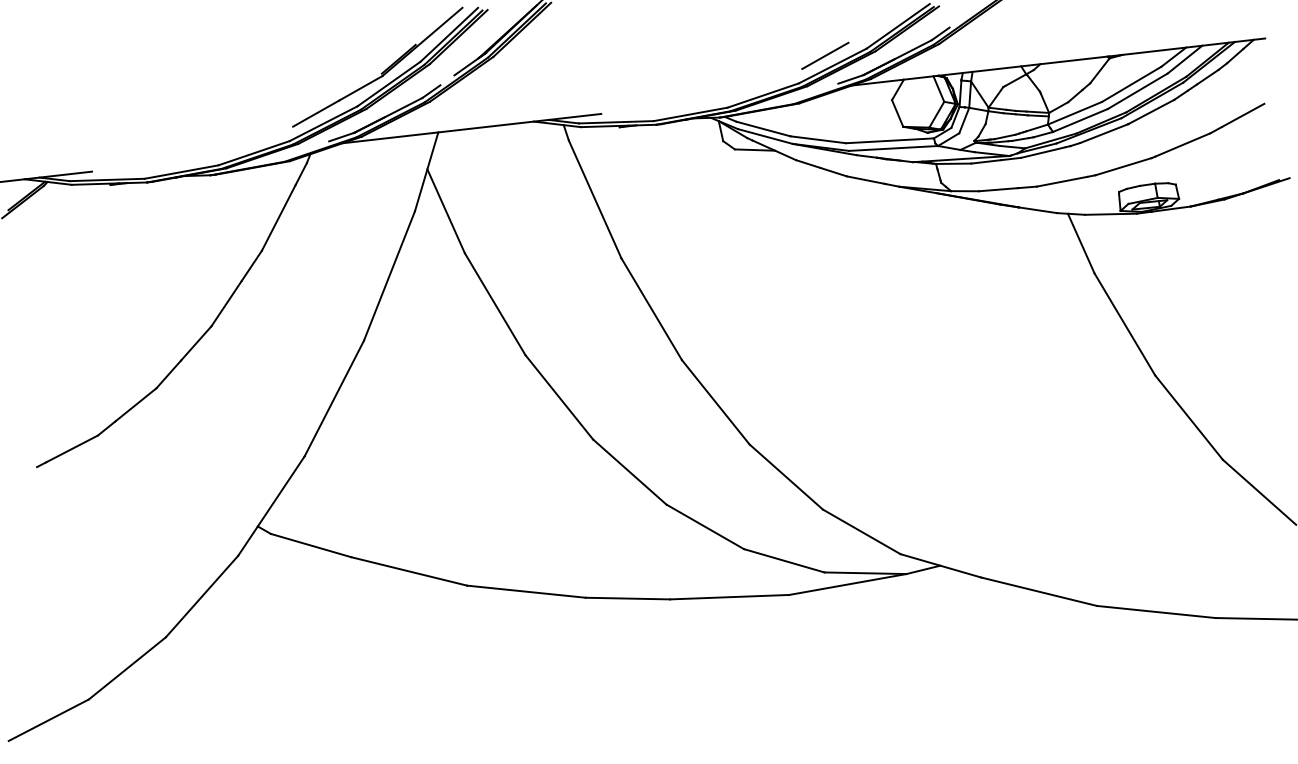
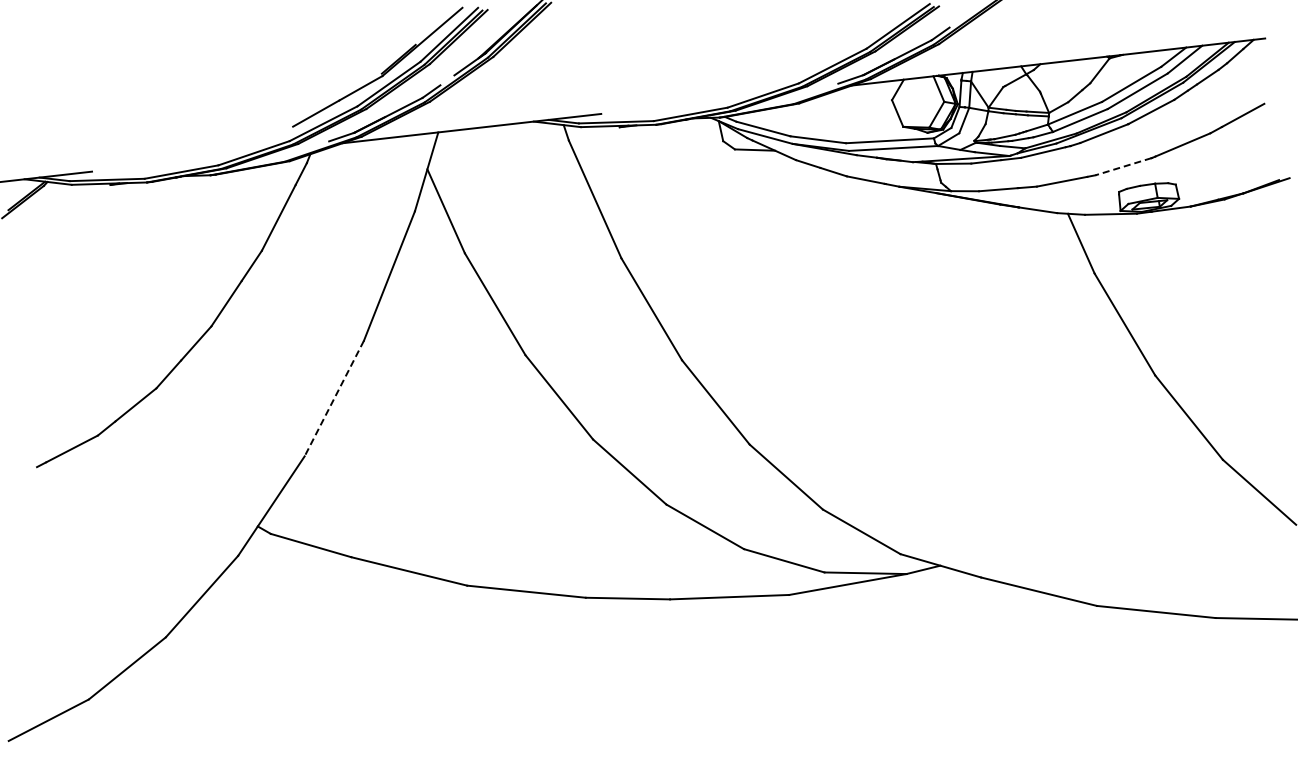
line: present -> none (825, 55)
line: solid -> dashed (1123, 166)
line: solid -> dashed (334, 398)
